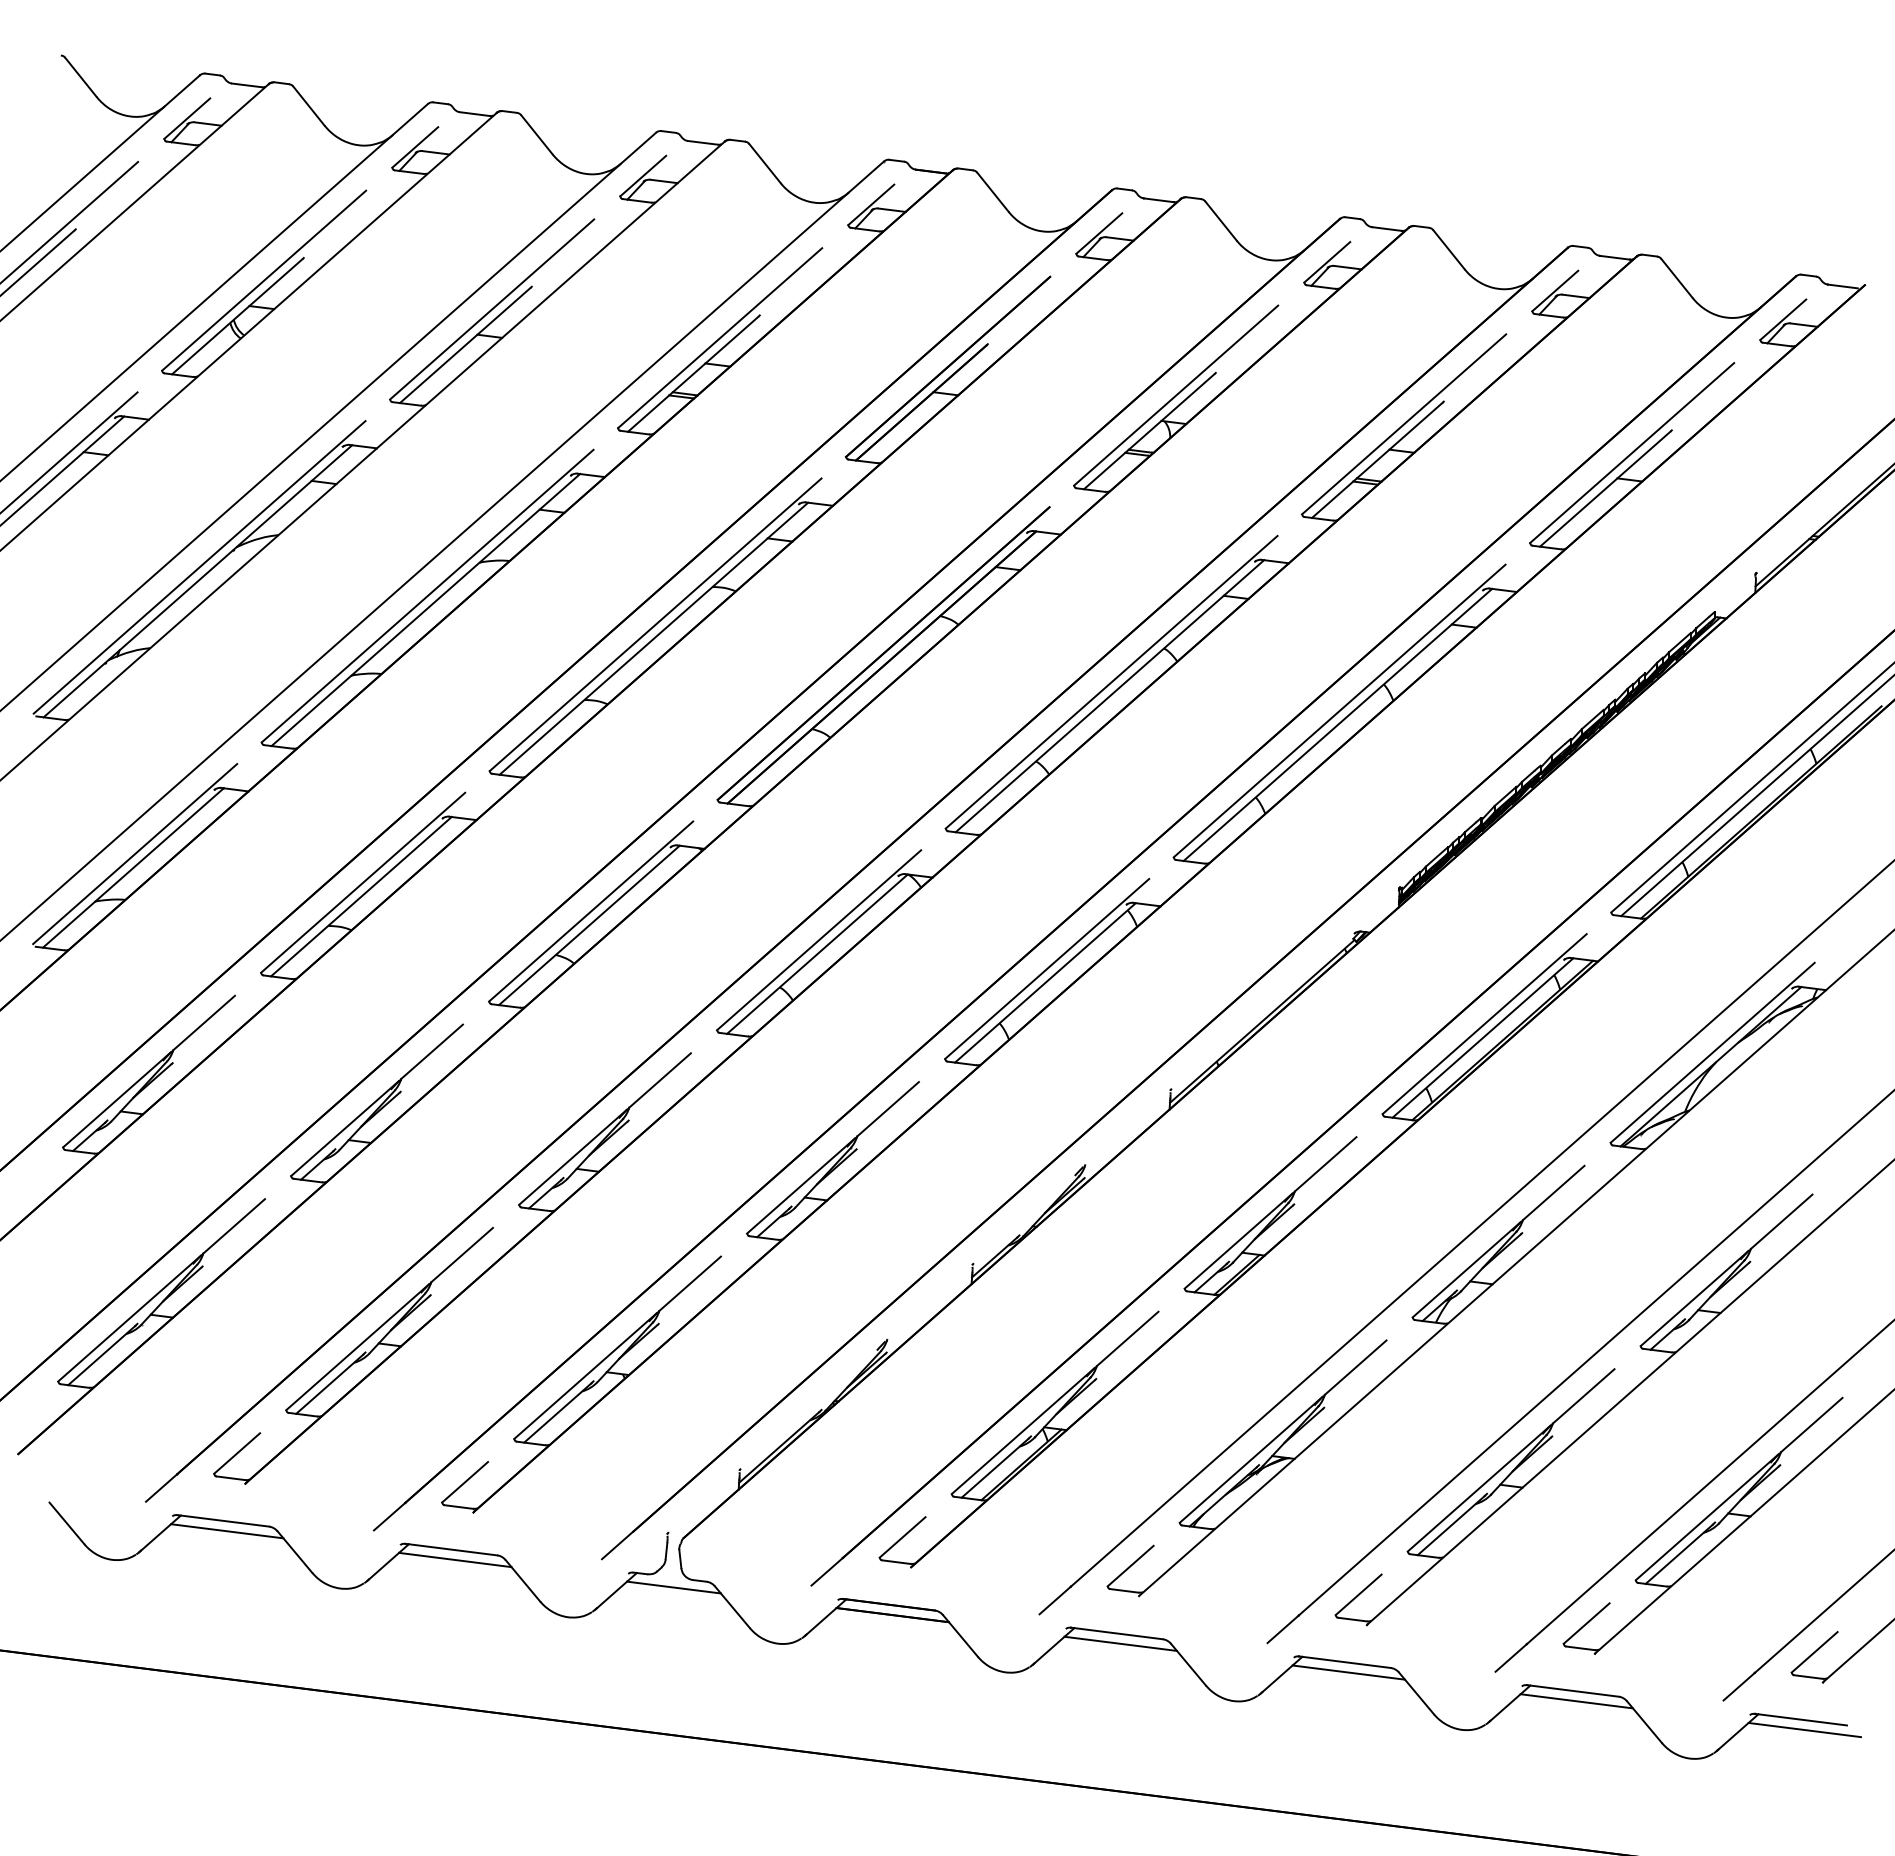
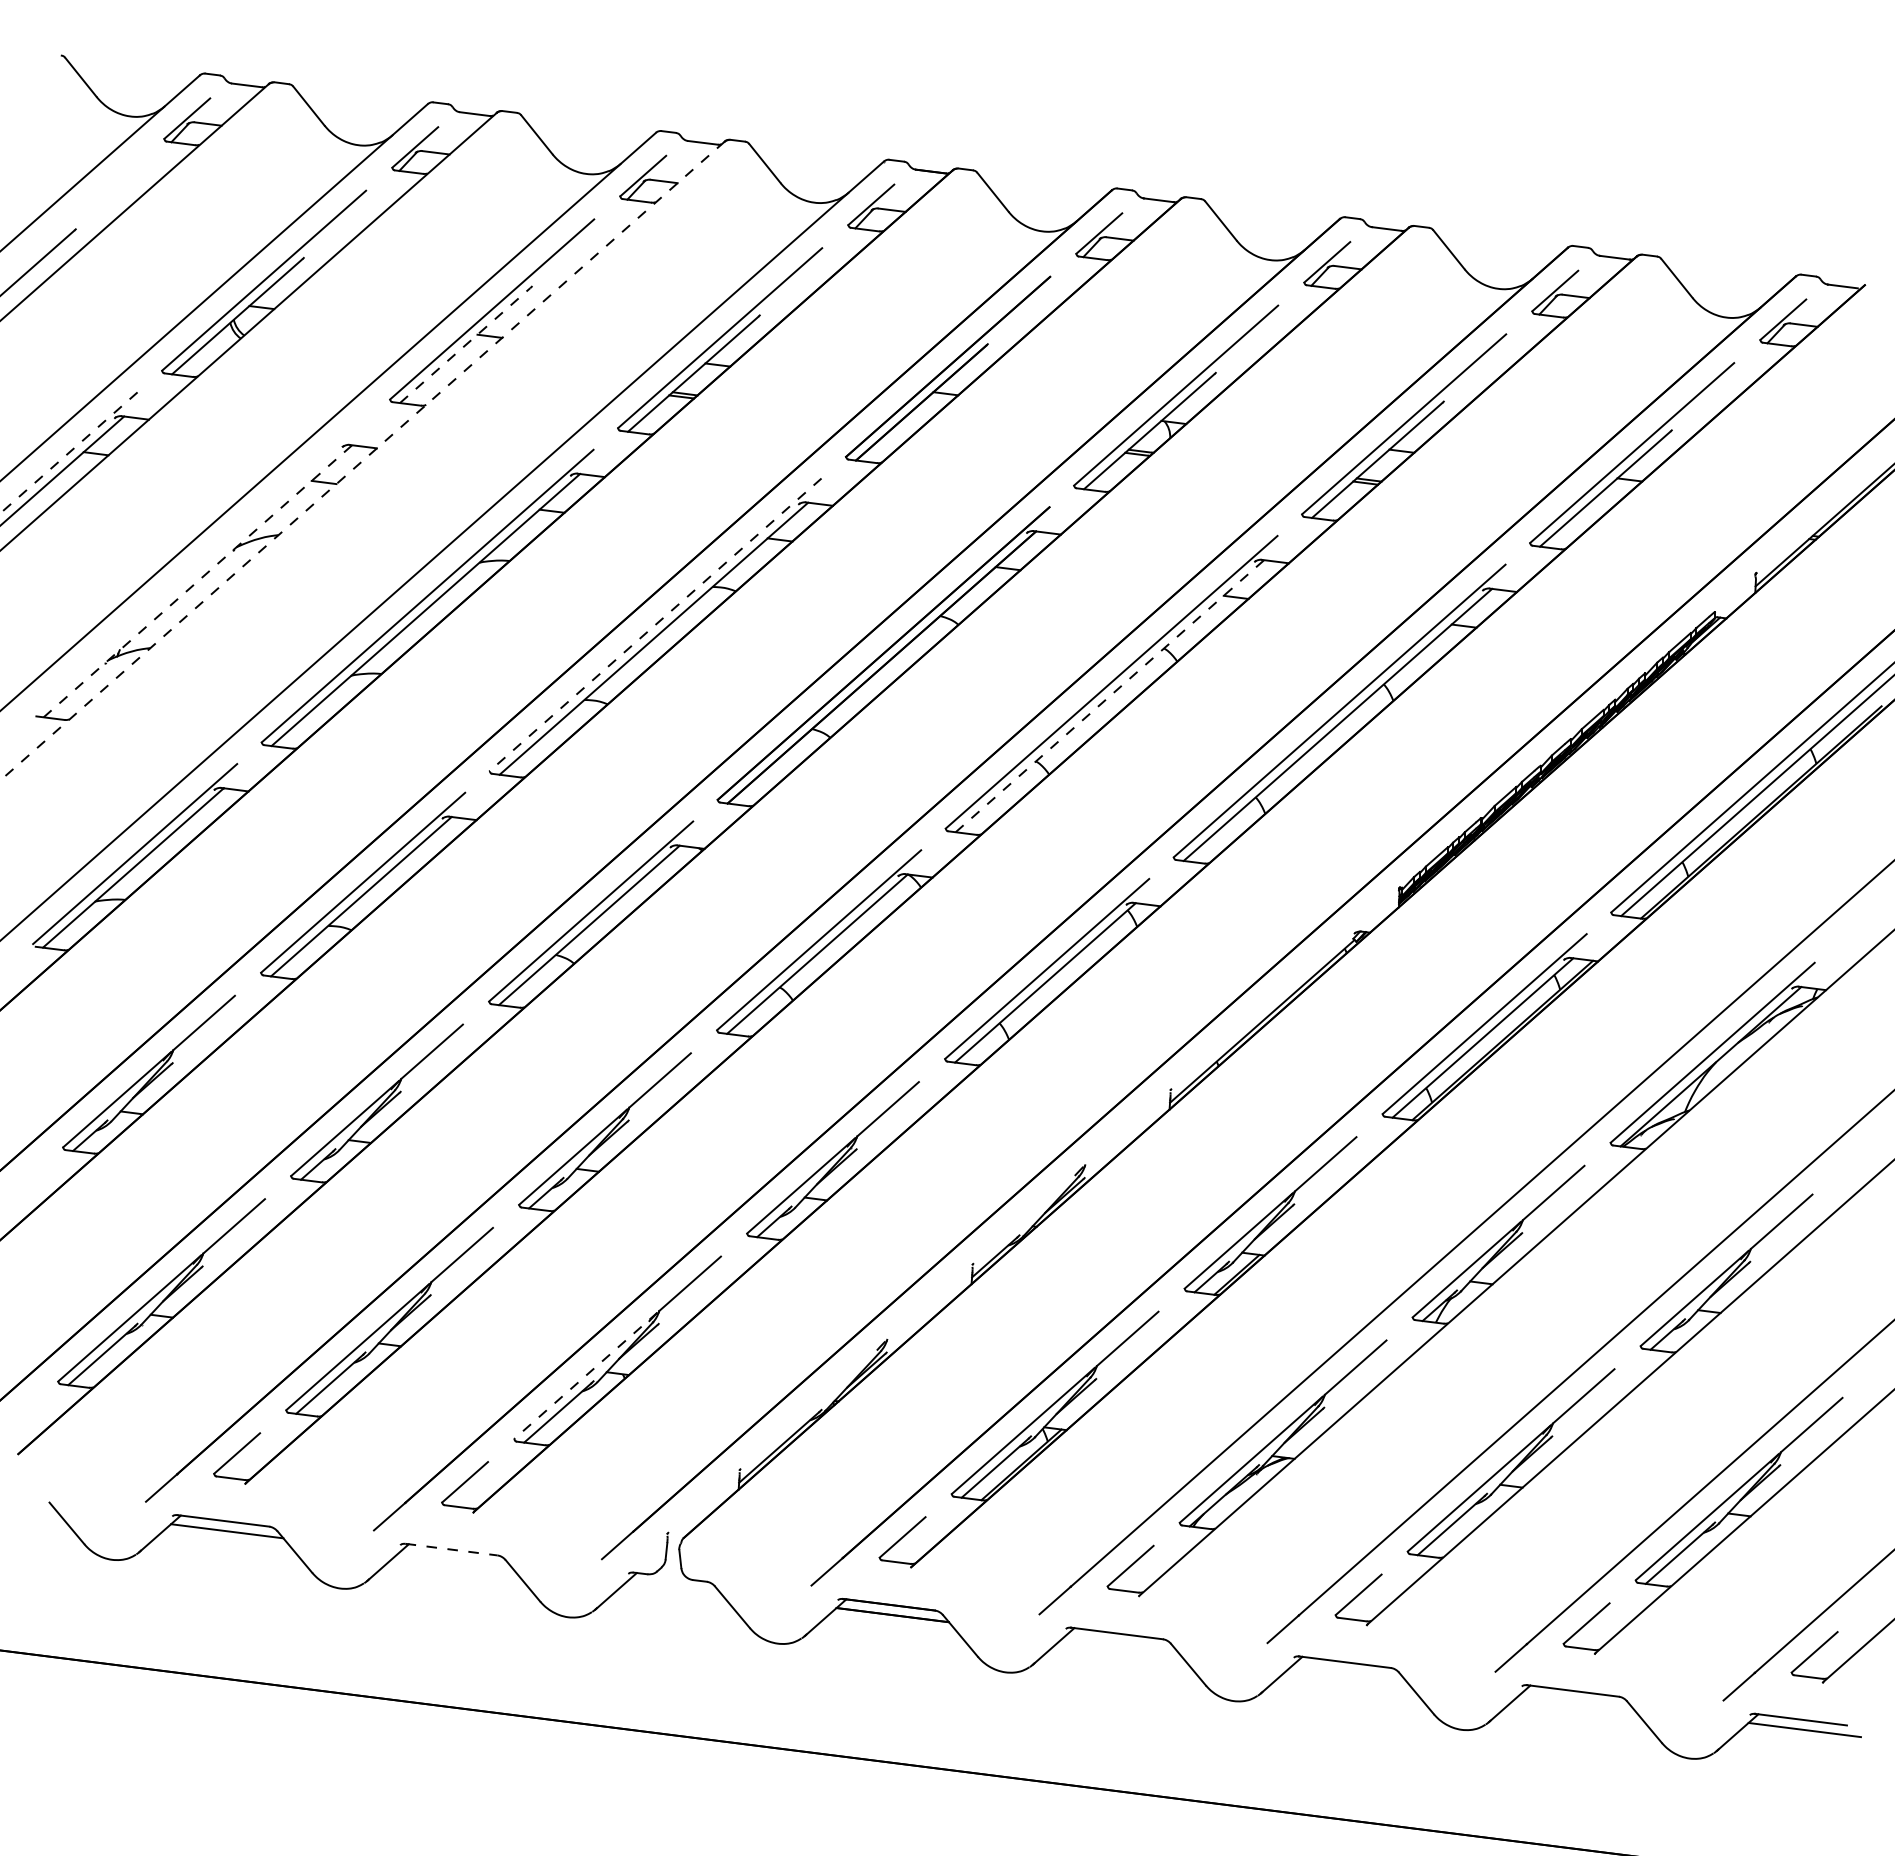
line: present -> none (70, 221)
line: solid -> dashed (465, 345)
line: solid -> dashed (68, 453)
line: solid -> dashed (362, 460)
line: present -> none (199, 567)
line: solid -> dashed (197, 581)
line: solid -> dashed (655, 625)
line: solid -> dashed (1109, 696)
line: solid -> dashed (585, 1376)
line: solid -> dashed (452, 1549)
line: present -> none (455, 1559)
line: present -> none (673, 1587)
line: present -> none (1120, 1643)
line: present -> none (1348, 1672)
line: present -> none (1576, 1701)
